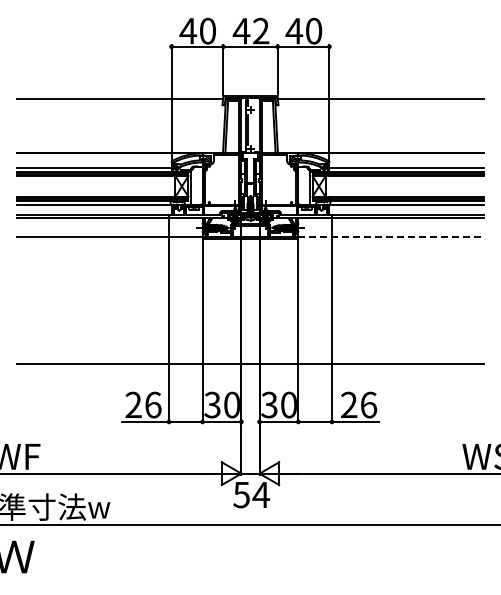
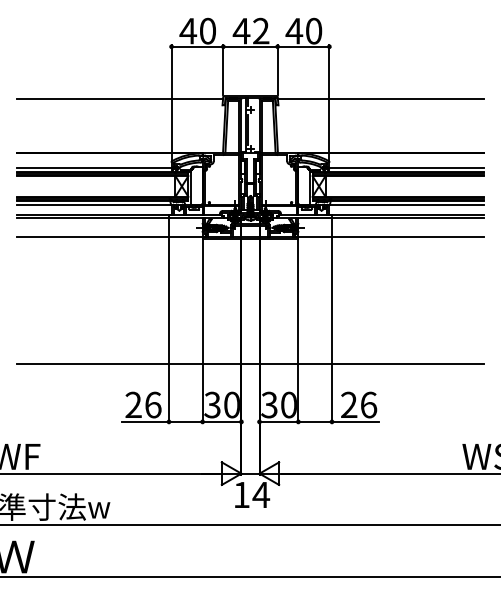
line: dashed -> solid (391, 236)
text: 54 -> 14 (241, 495)
line: none -> present (249, 577)
